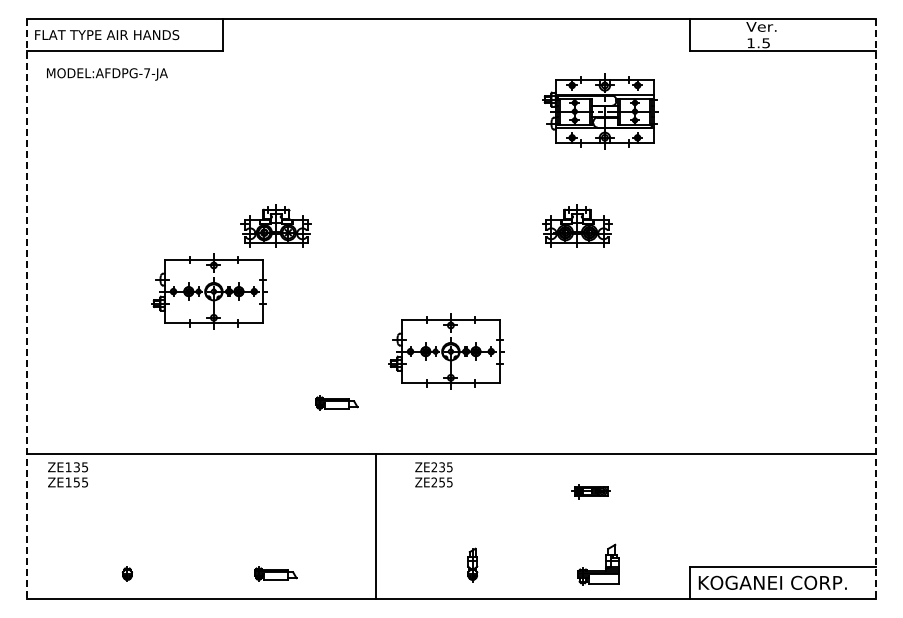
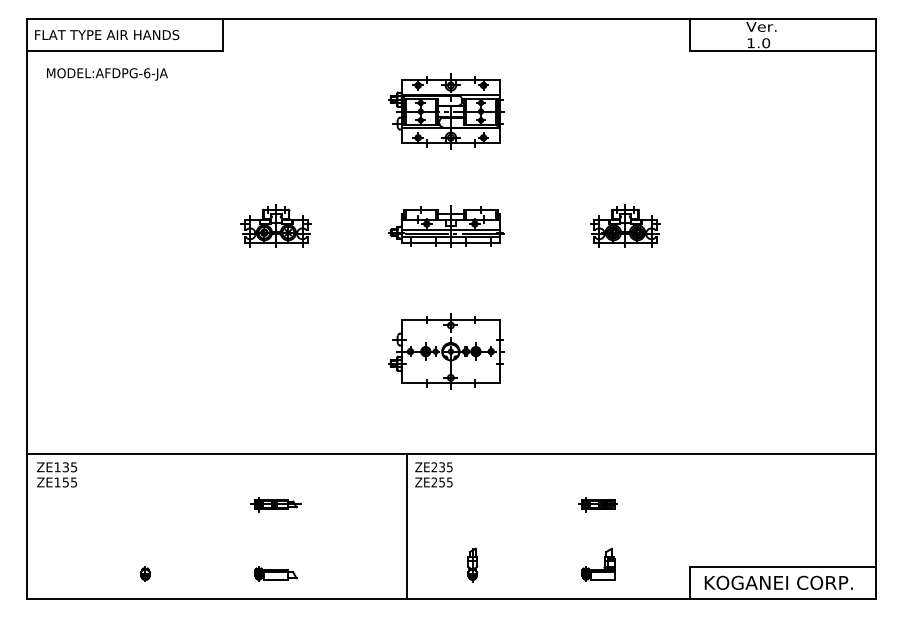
text: 1.5 -> 1.0 (766, 43)
text: MODEL:AFDPG-7-JA -> MODEL:AFDPG-6-JA (147, 73)
part position: (600, 111) -> (446, 111) (446, 111)
part position: (577, 225) -> (625, 225) (625, 225)
part: none -> present (446, 226)
part: present -> none (209, 291)
line: dashed -> solid (27, 309)
line: dashed -> solid (875, 309)
part: present -> none (336, 402)
text position: (67, 474) -> (56, 474) (56, 474)
part position: (590, 491) -> (597, 504) (597, 504)
part: none -> present (275, 504)
line position: (375, 526) -> (406, 526) (406, 526)
part size: 43x43 px -> 35x35 px (598, 564)
part position: (126, 573) -> (144, 573) (144, 573)
text position: (772, 582) -> (778, 582) (778, 582)
